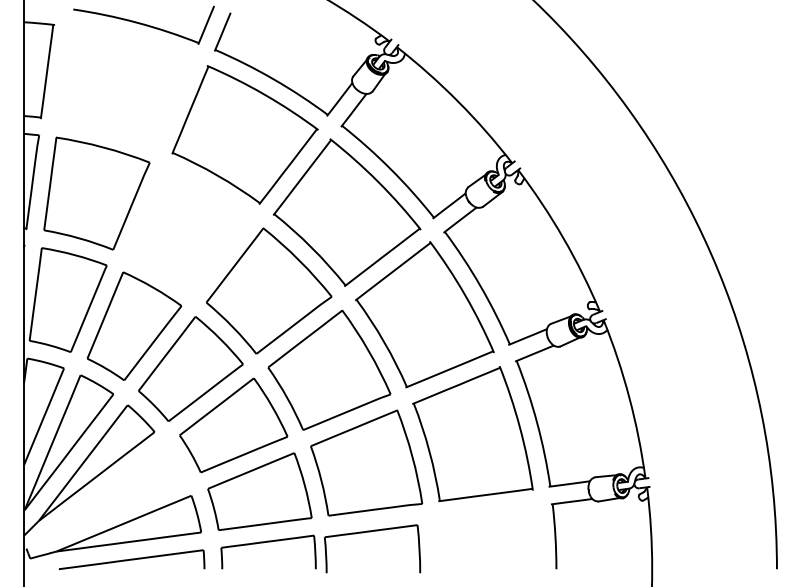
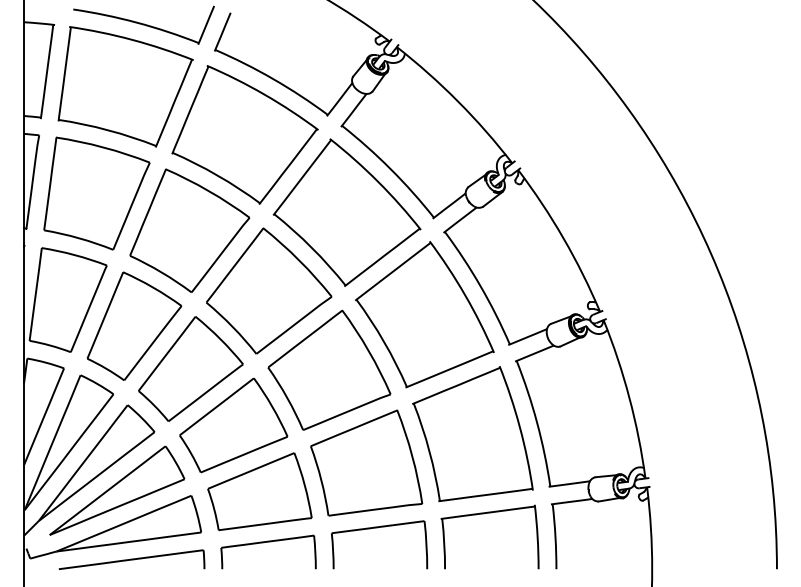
part: none -> present (125, 86)
part: none -> present (189, 230)
part: none -> present (117, 490)
part: none -> present (484, 514)
part position: (370, 532) -> (377, 528) (377, 528)
